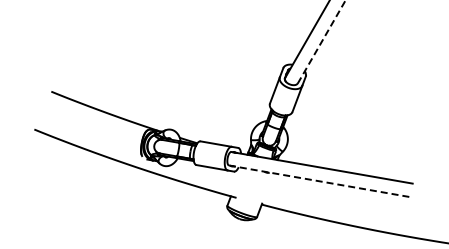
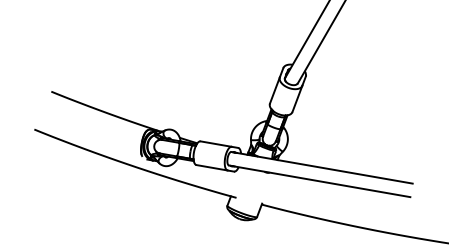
line: dashed -> solid (321, 42)
line: dashed -> solid (320, 181)
